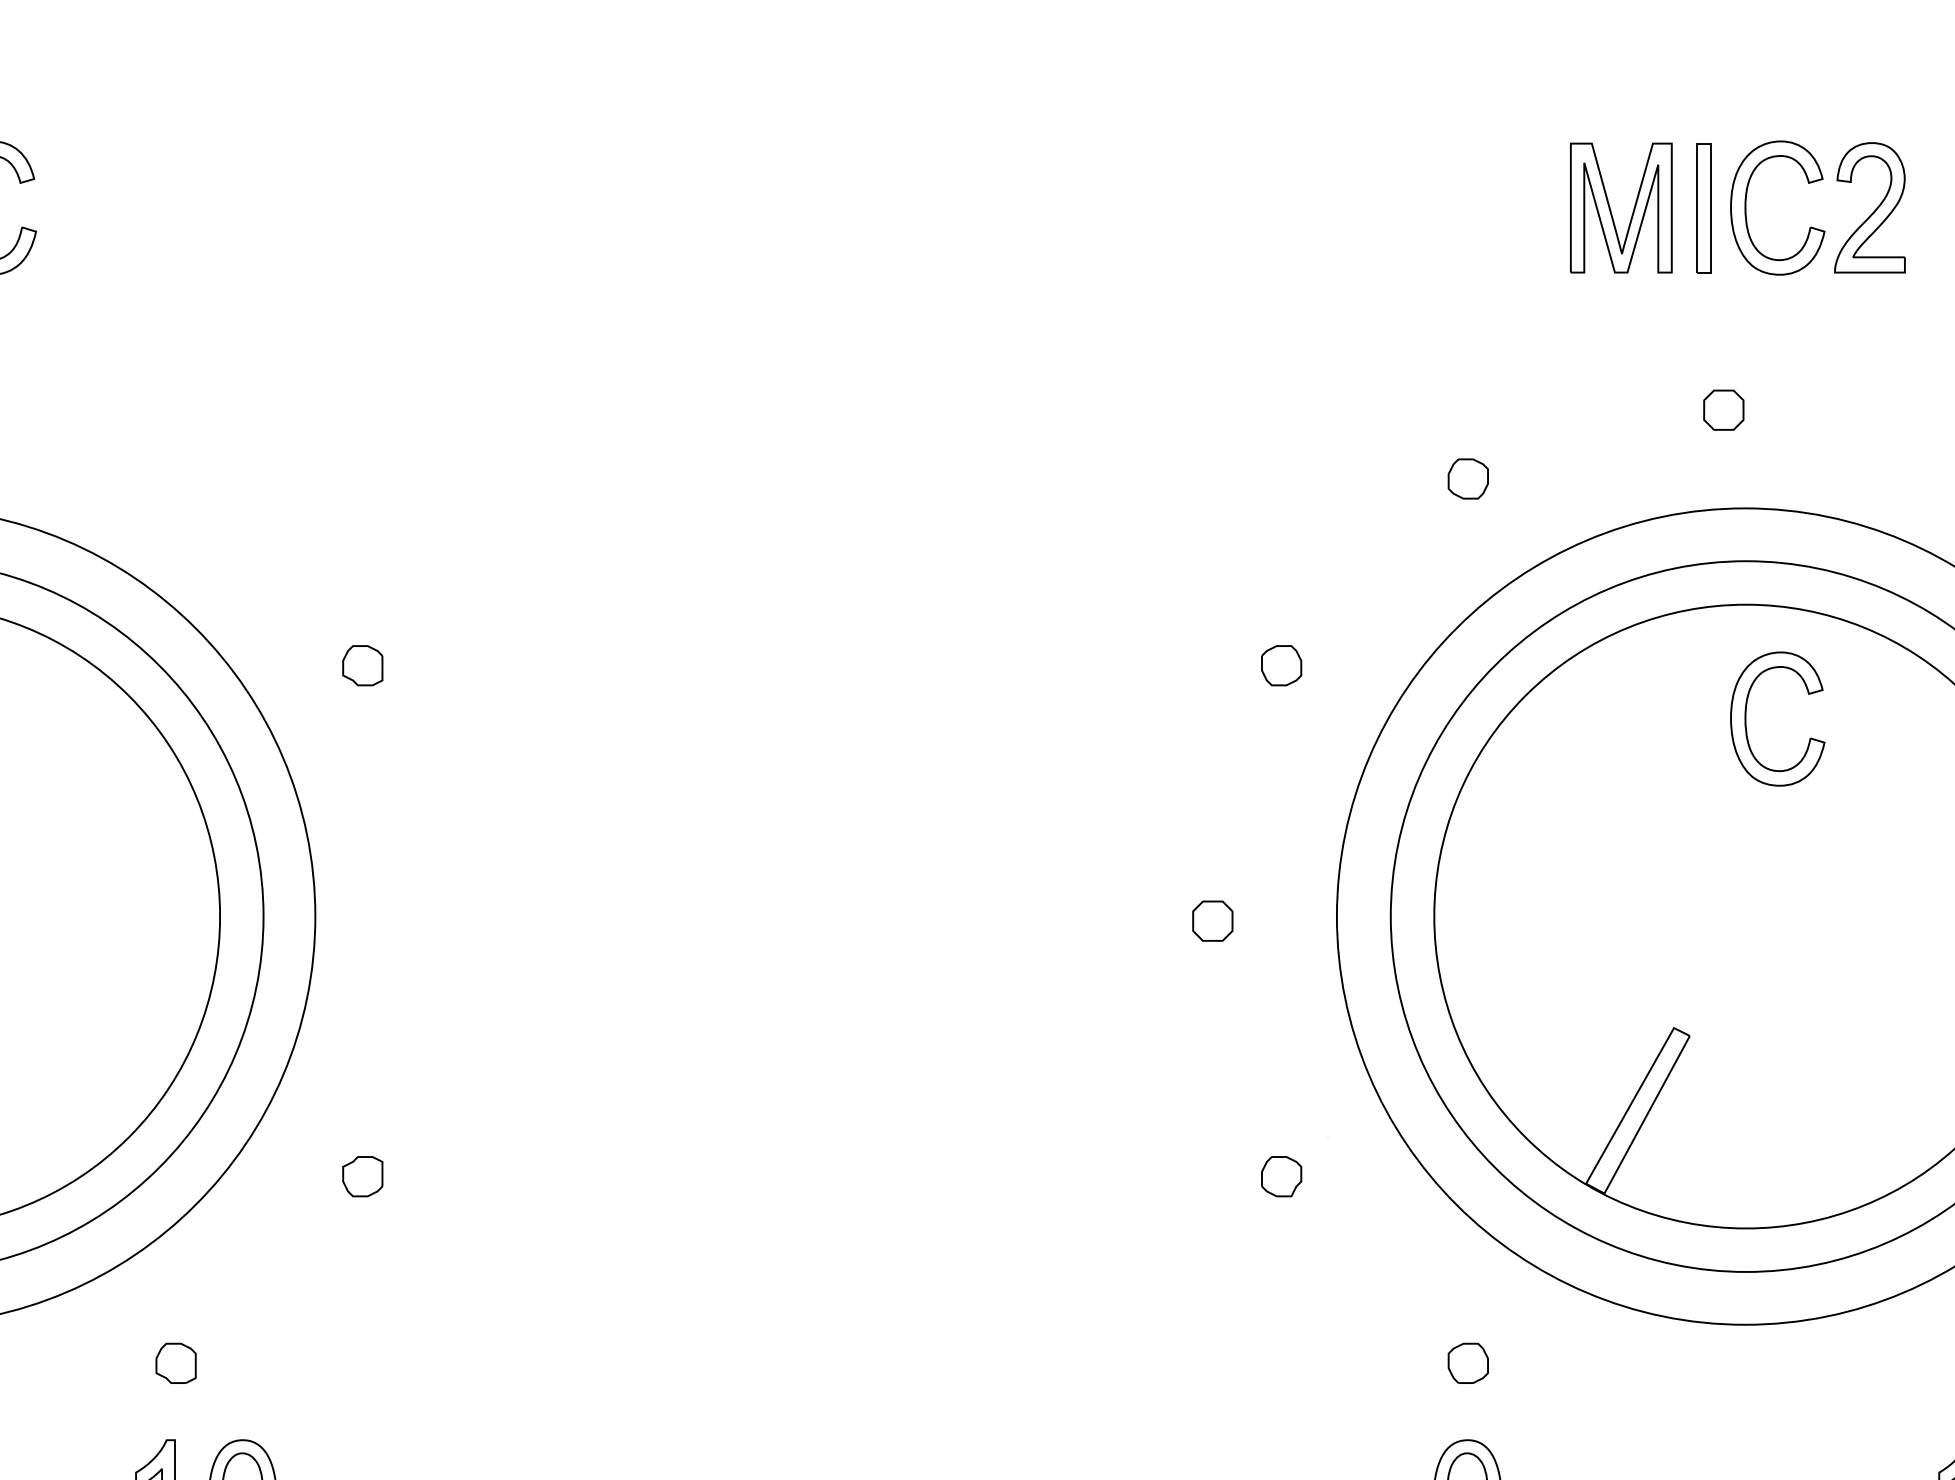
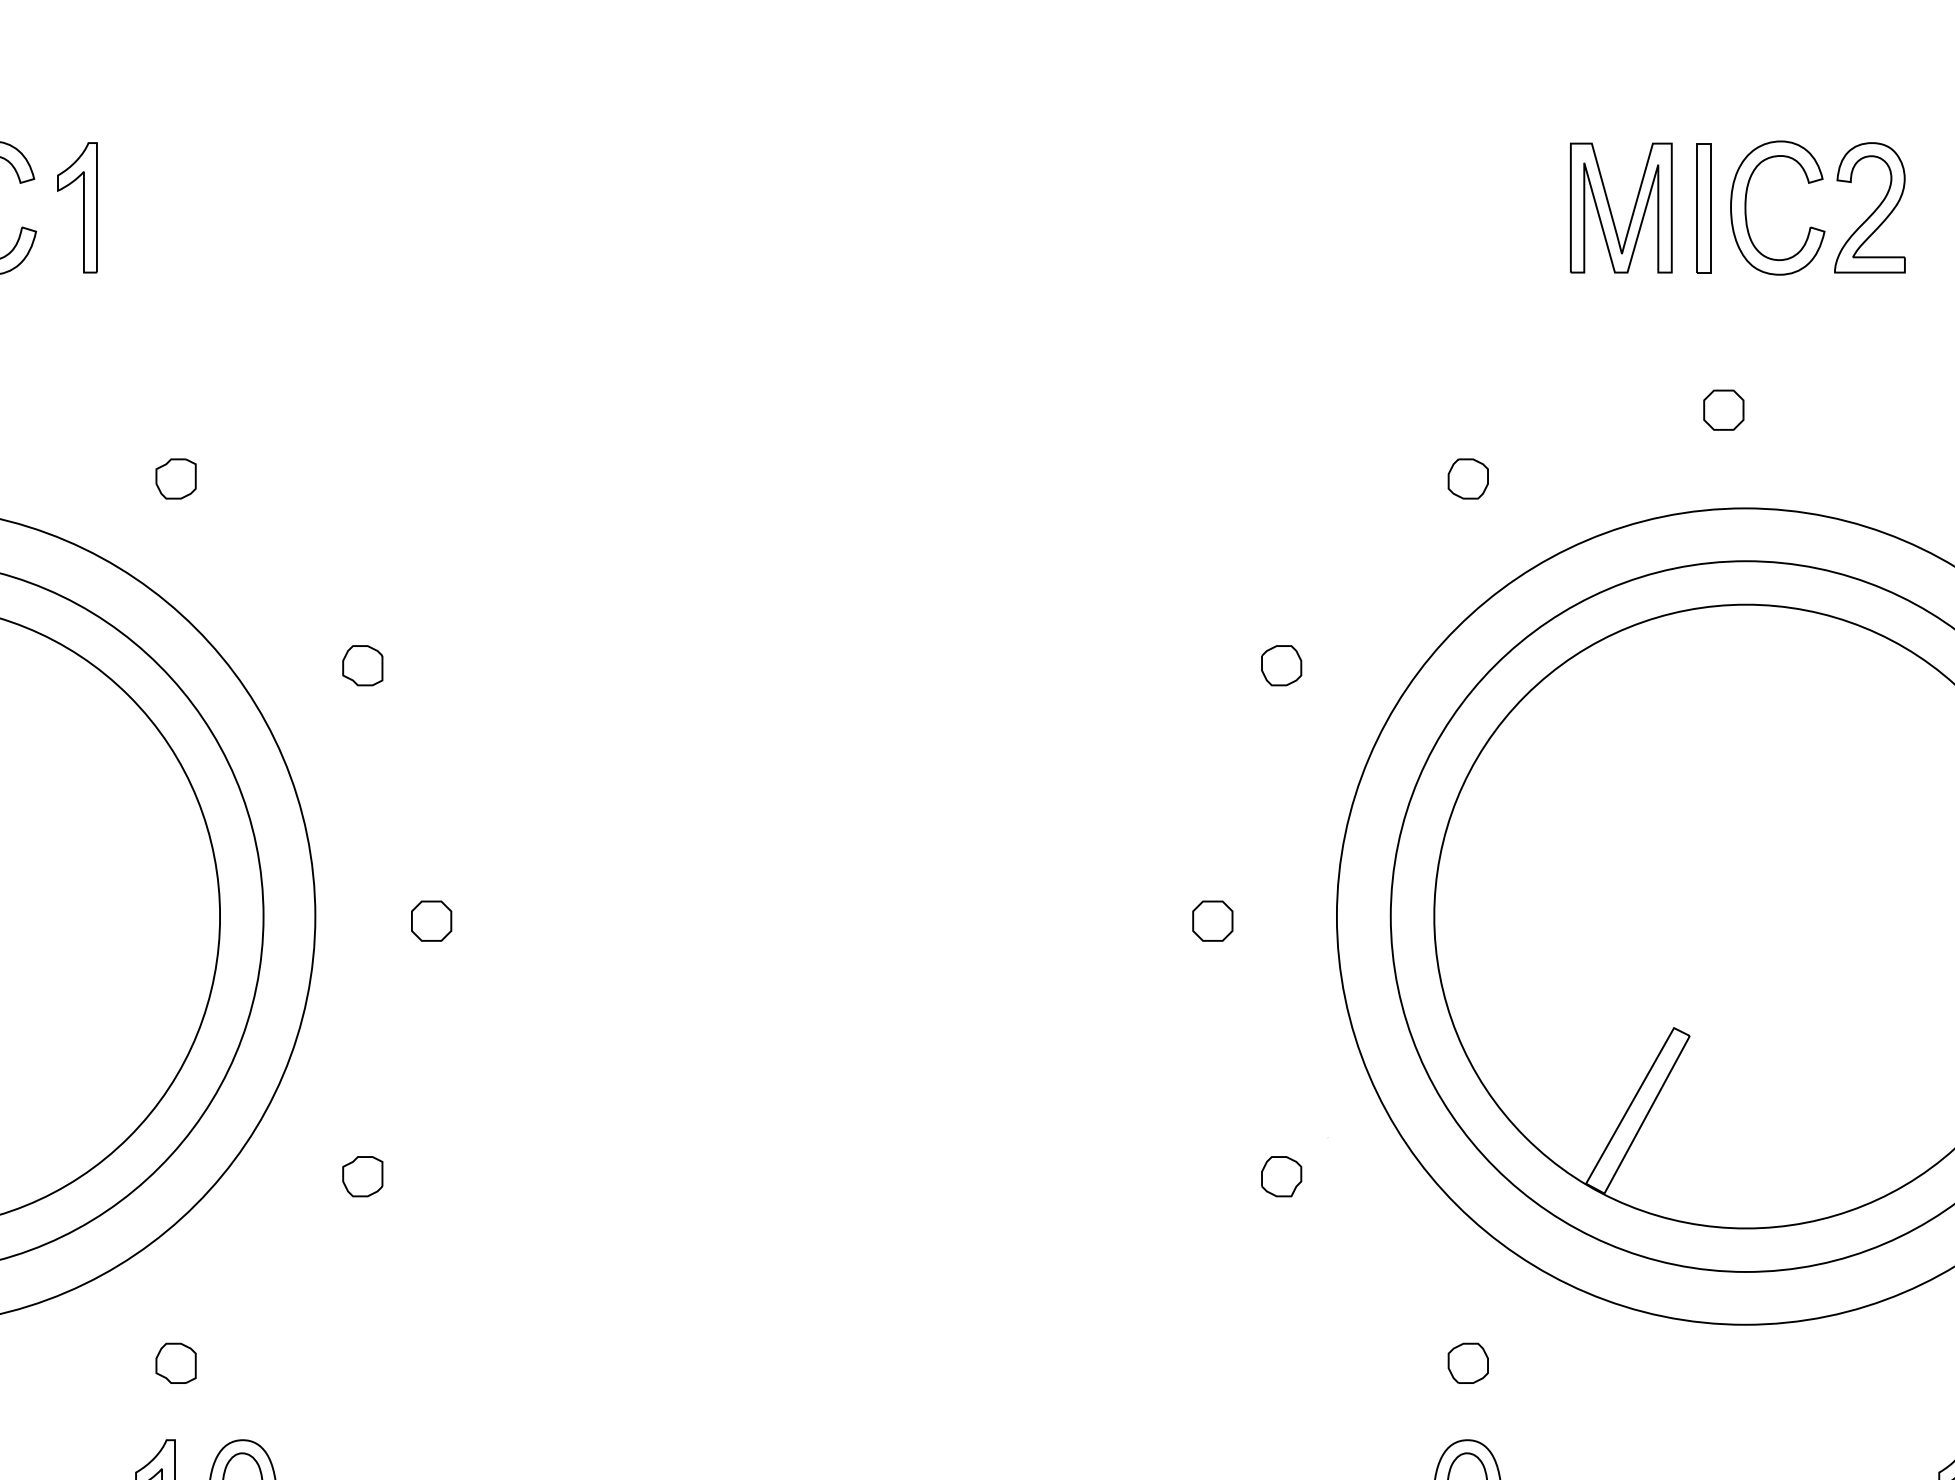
part: none -> present (77, 207)
part: none -> present (175, 478)
part: present -> none (1746, 718)
part: none -> present (431, 920)
